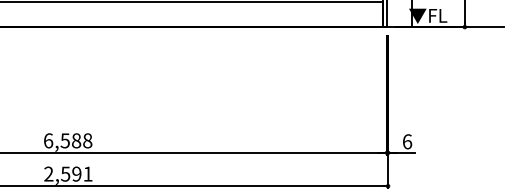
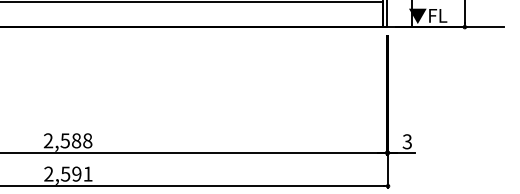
text: 6,588 -> 2,588 (48, 140)
text: 6 -> 3 (407, 141)
